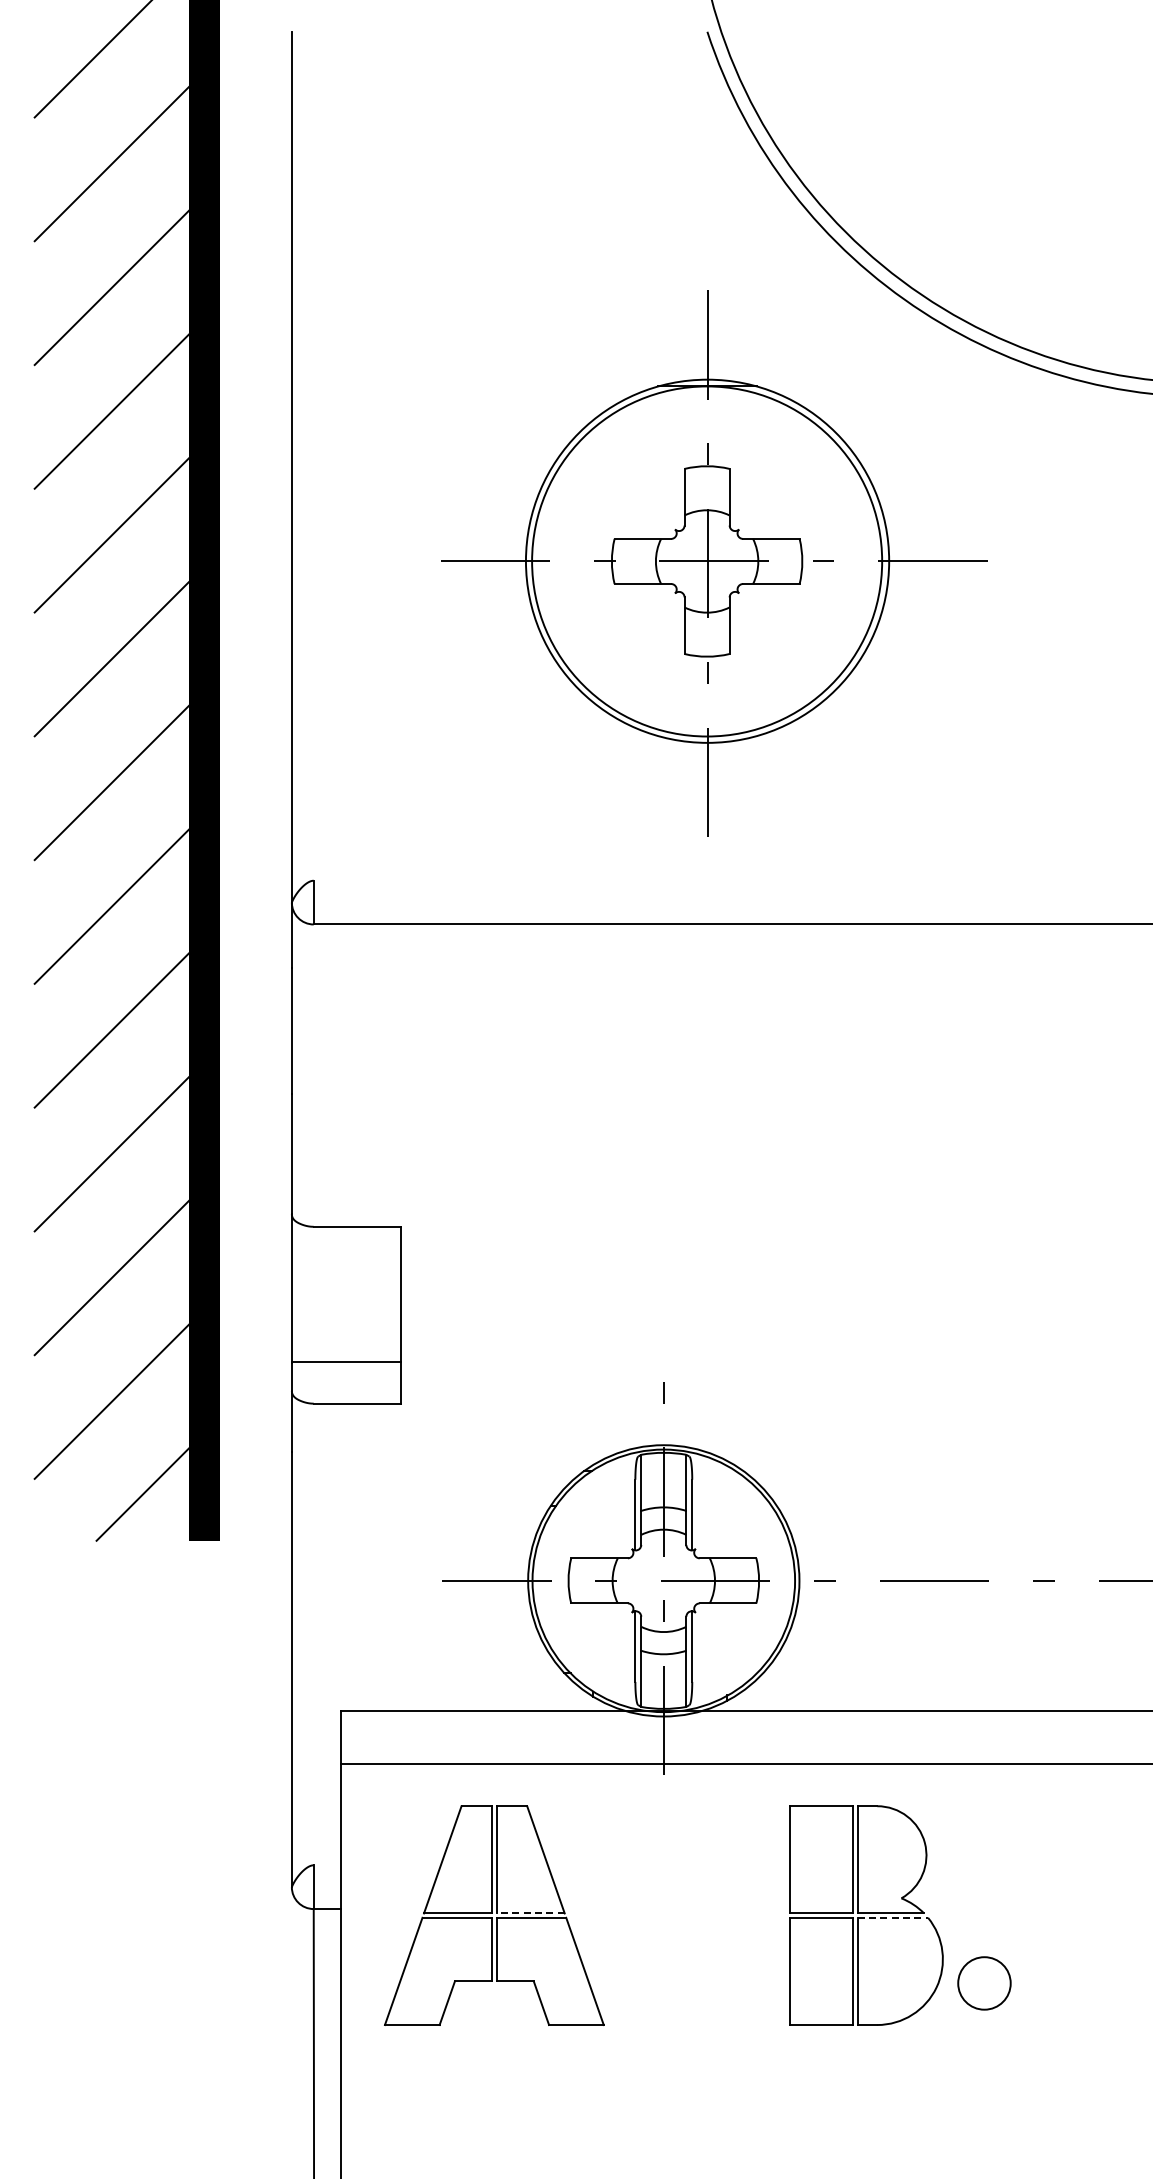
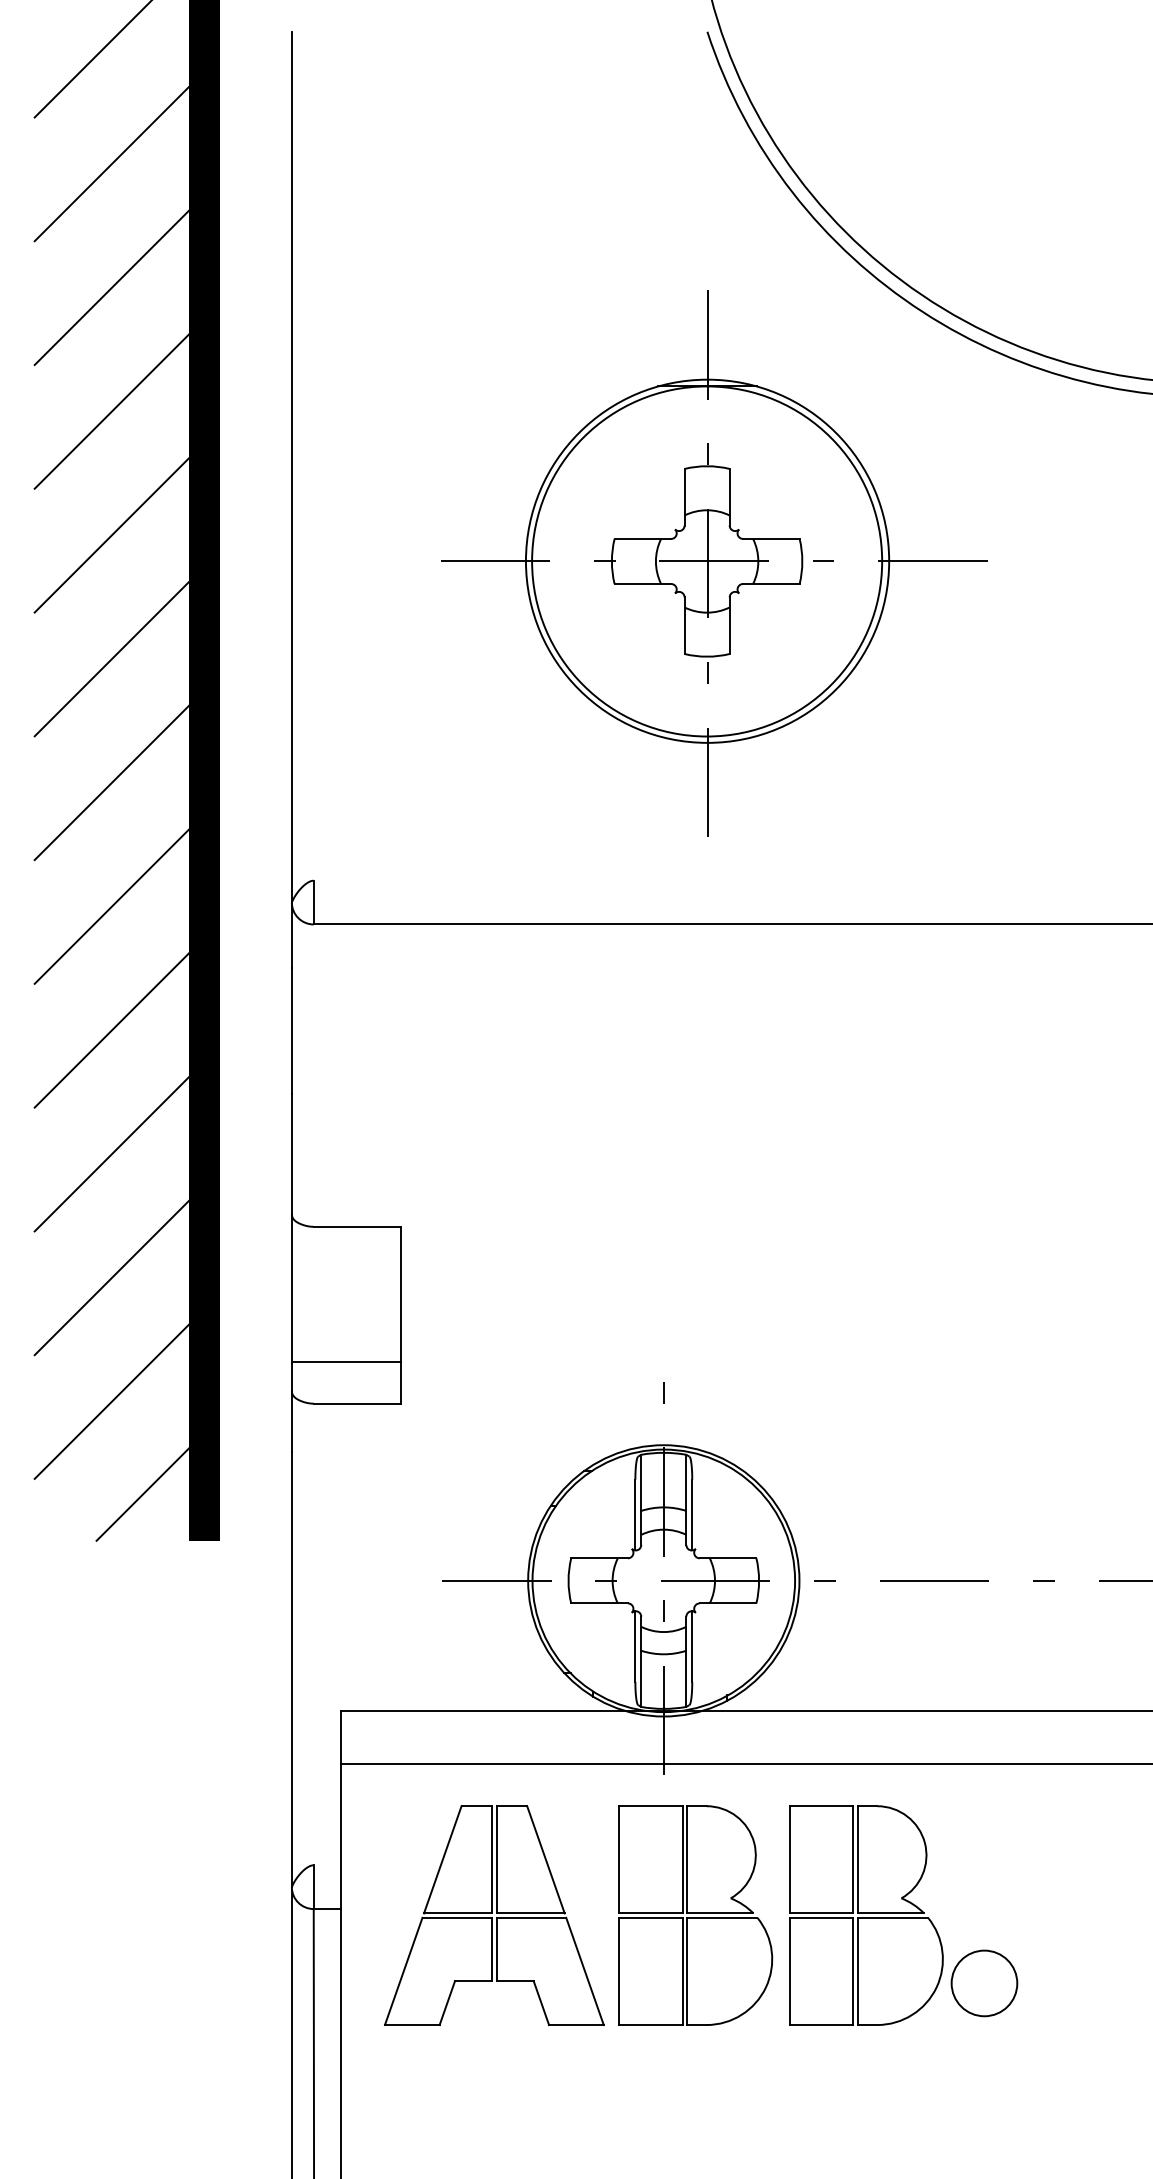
line: dashed -> solid (530, 1913)
part: none -> present (695, 1915)
line: dashed -> solid (893, 1917)
circle diameter: 53 px -> 66 px (984, 1983)
line: none -> present (291, 2032)
